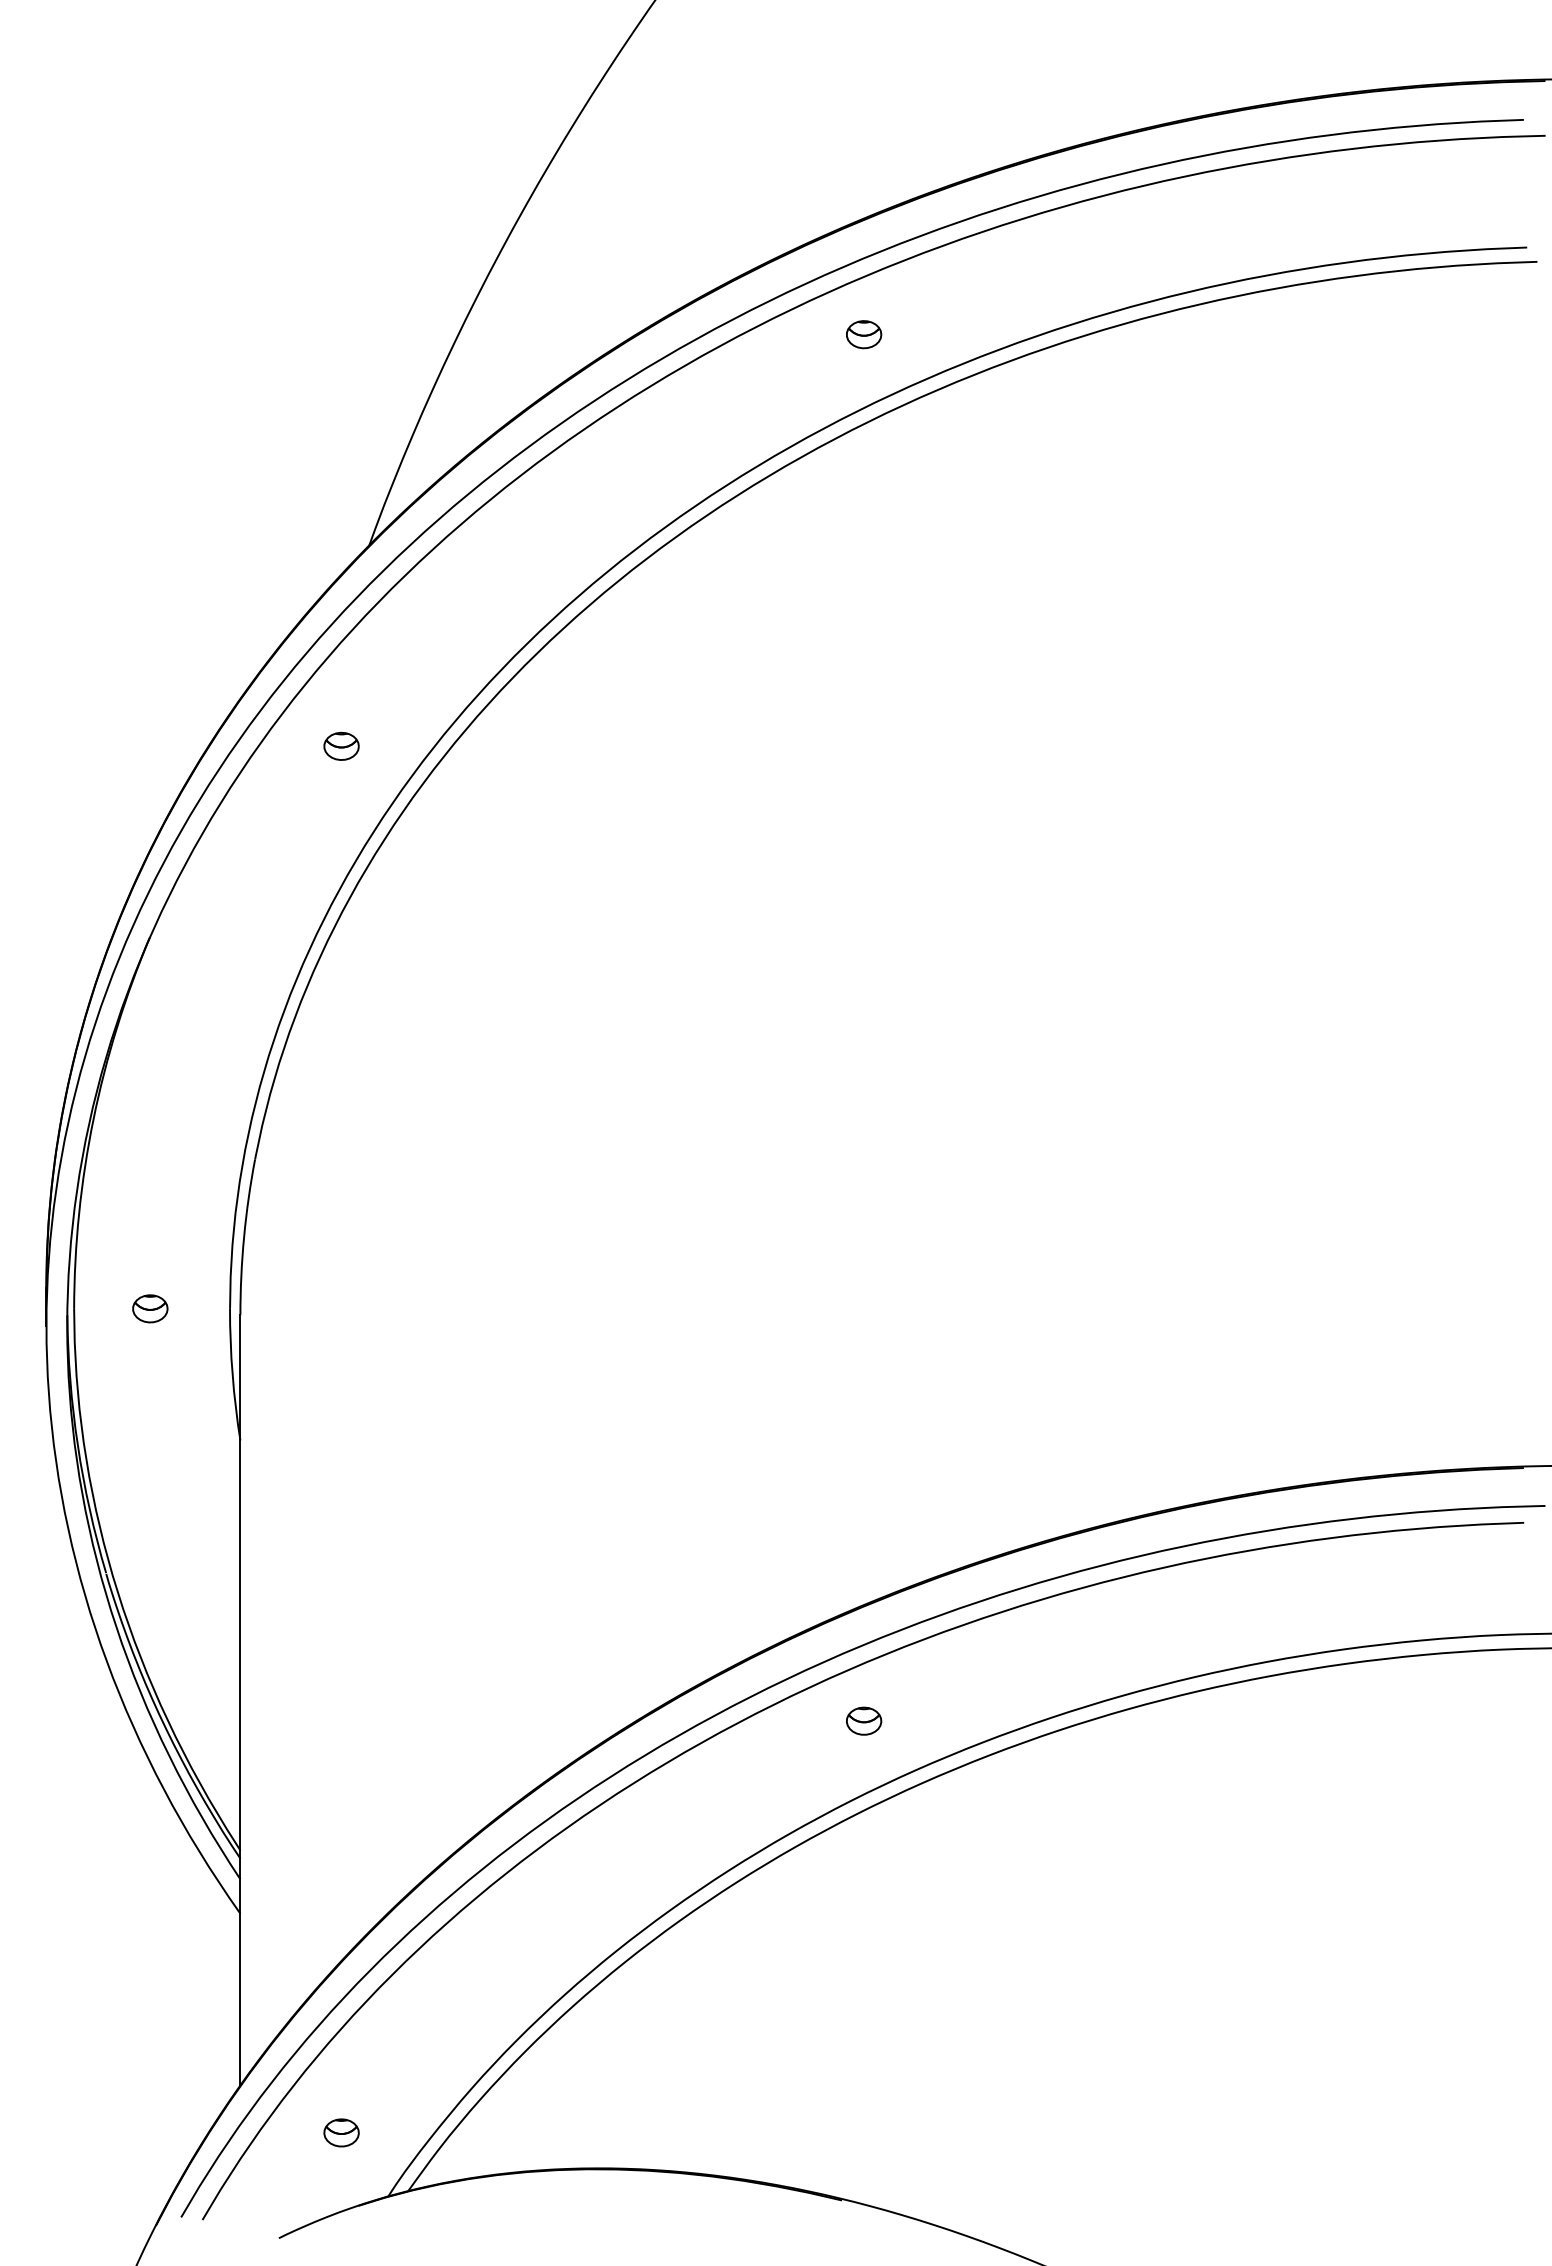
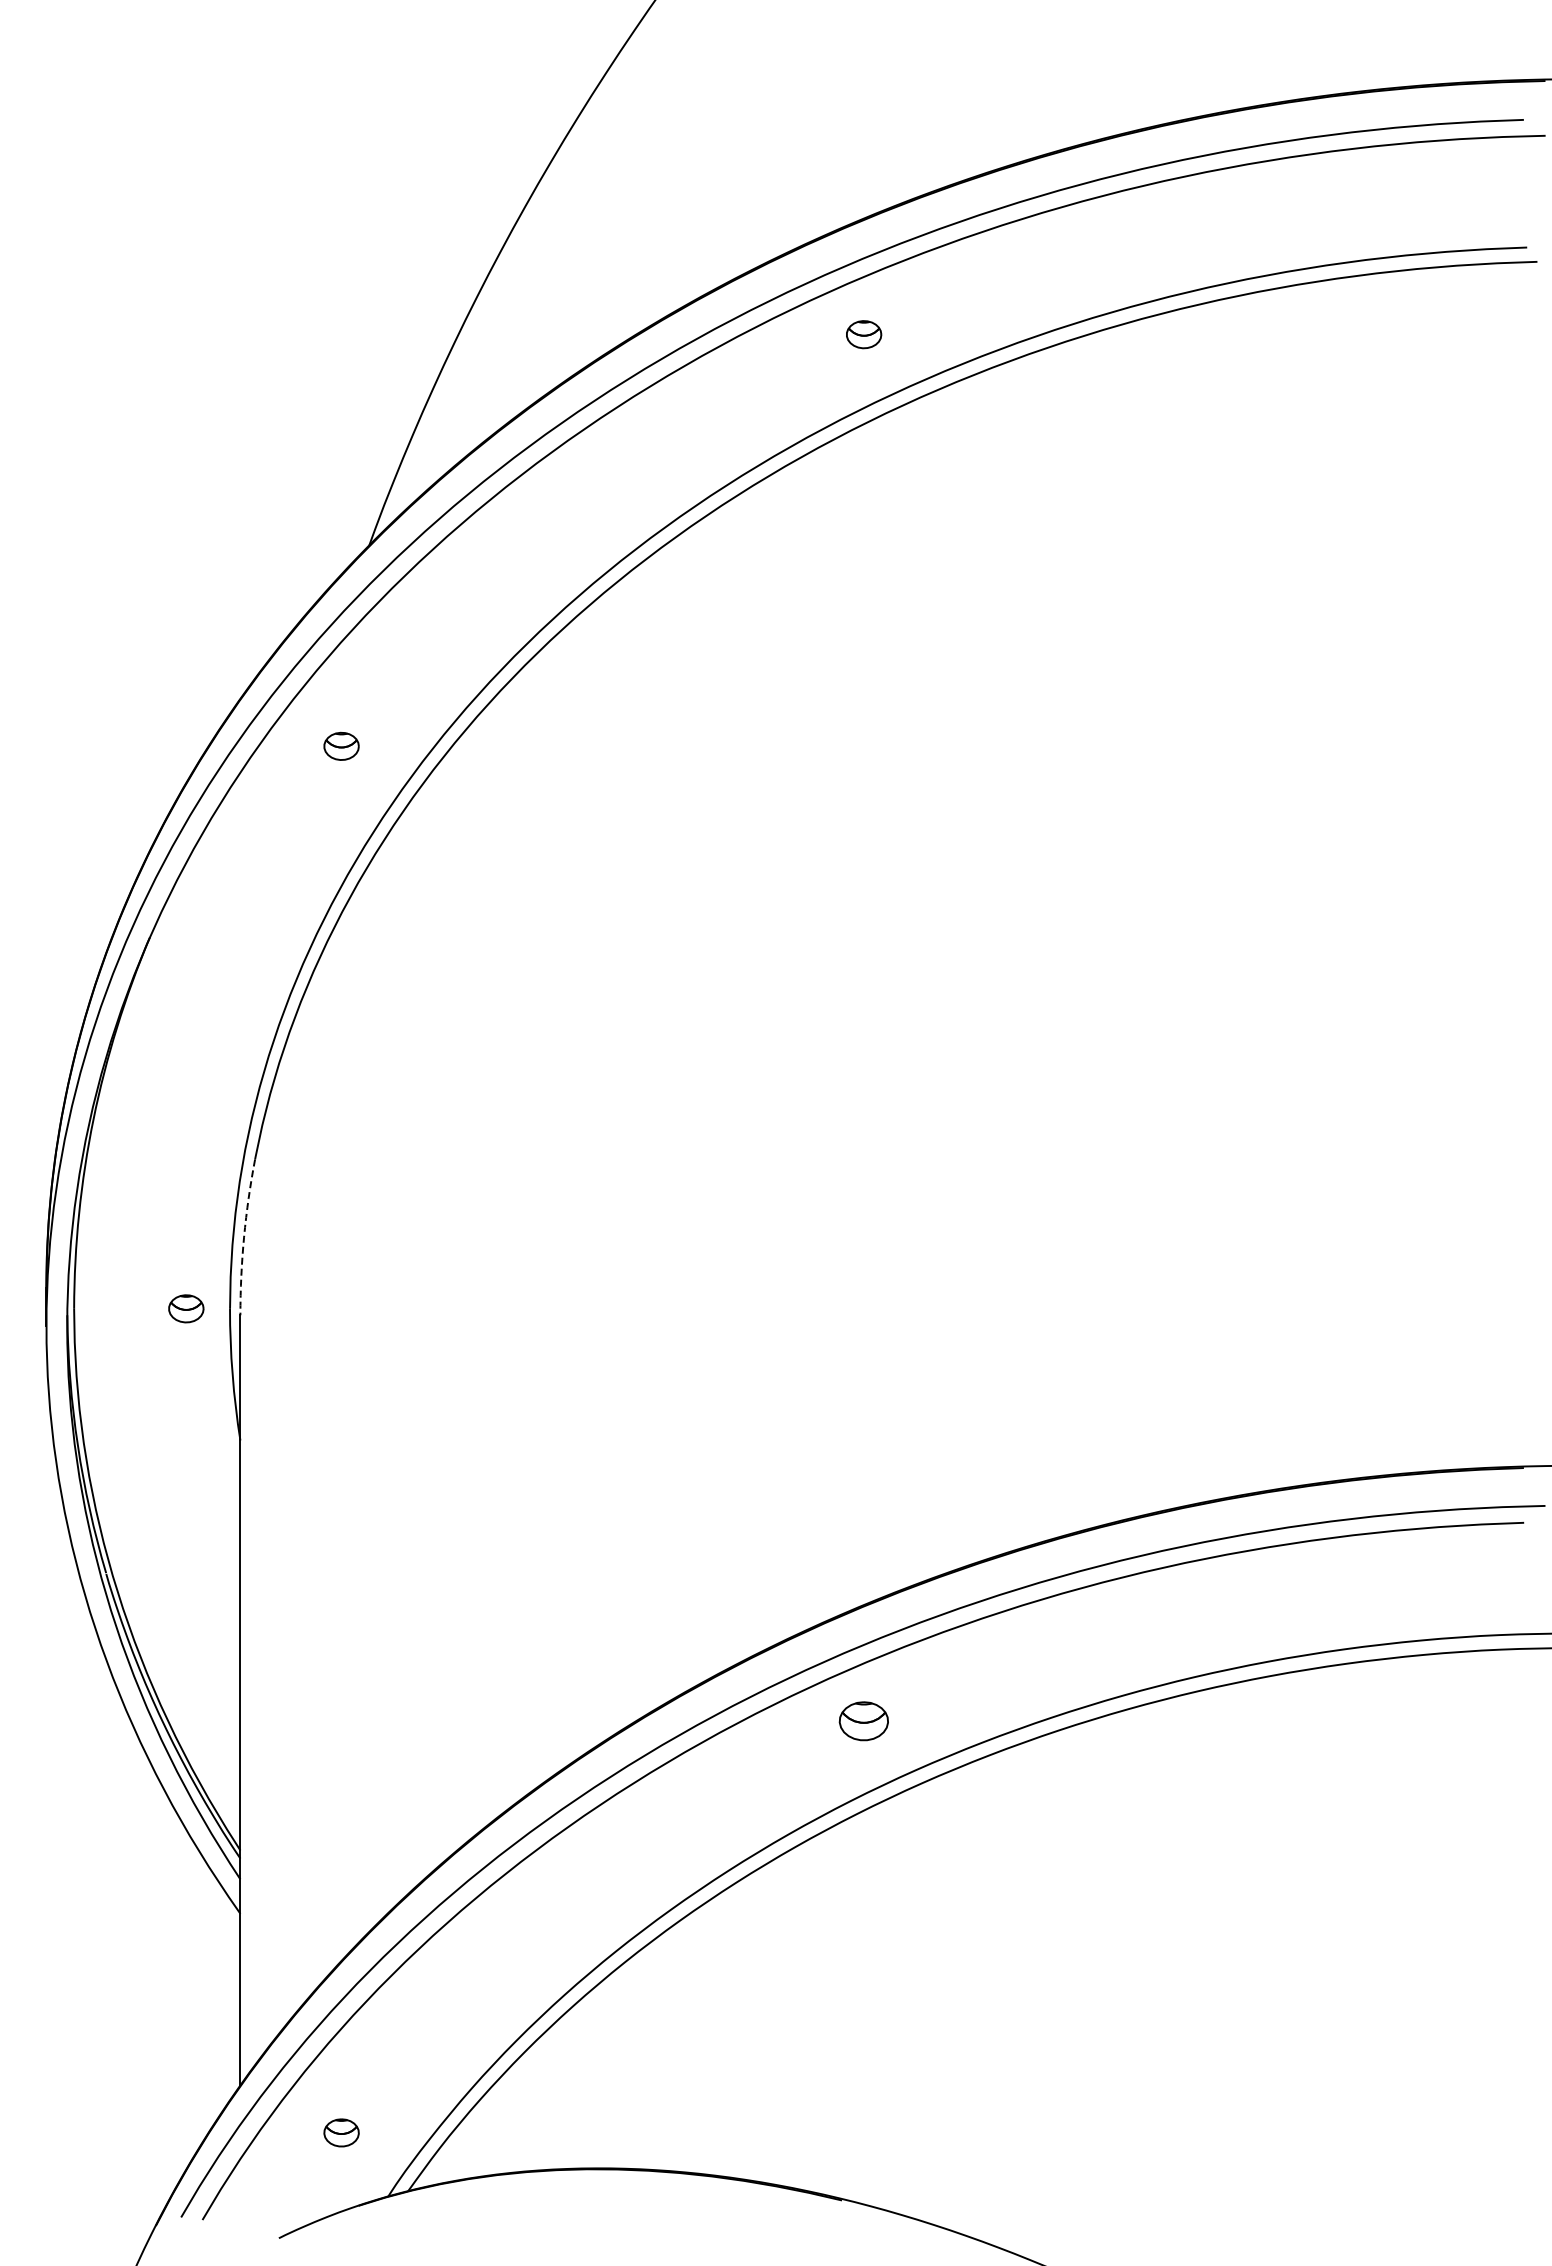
arc: solid -> dashed (244, 1237)
part position: (150, 1308) -> (186, 1308) (186, 1308)
part size: 37x30 px -> 51x41 px (863, 1721)
